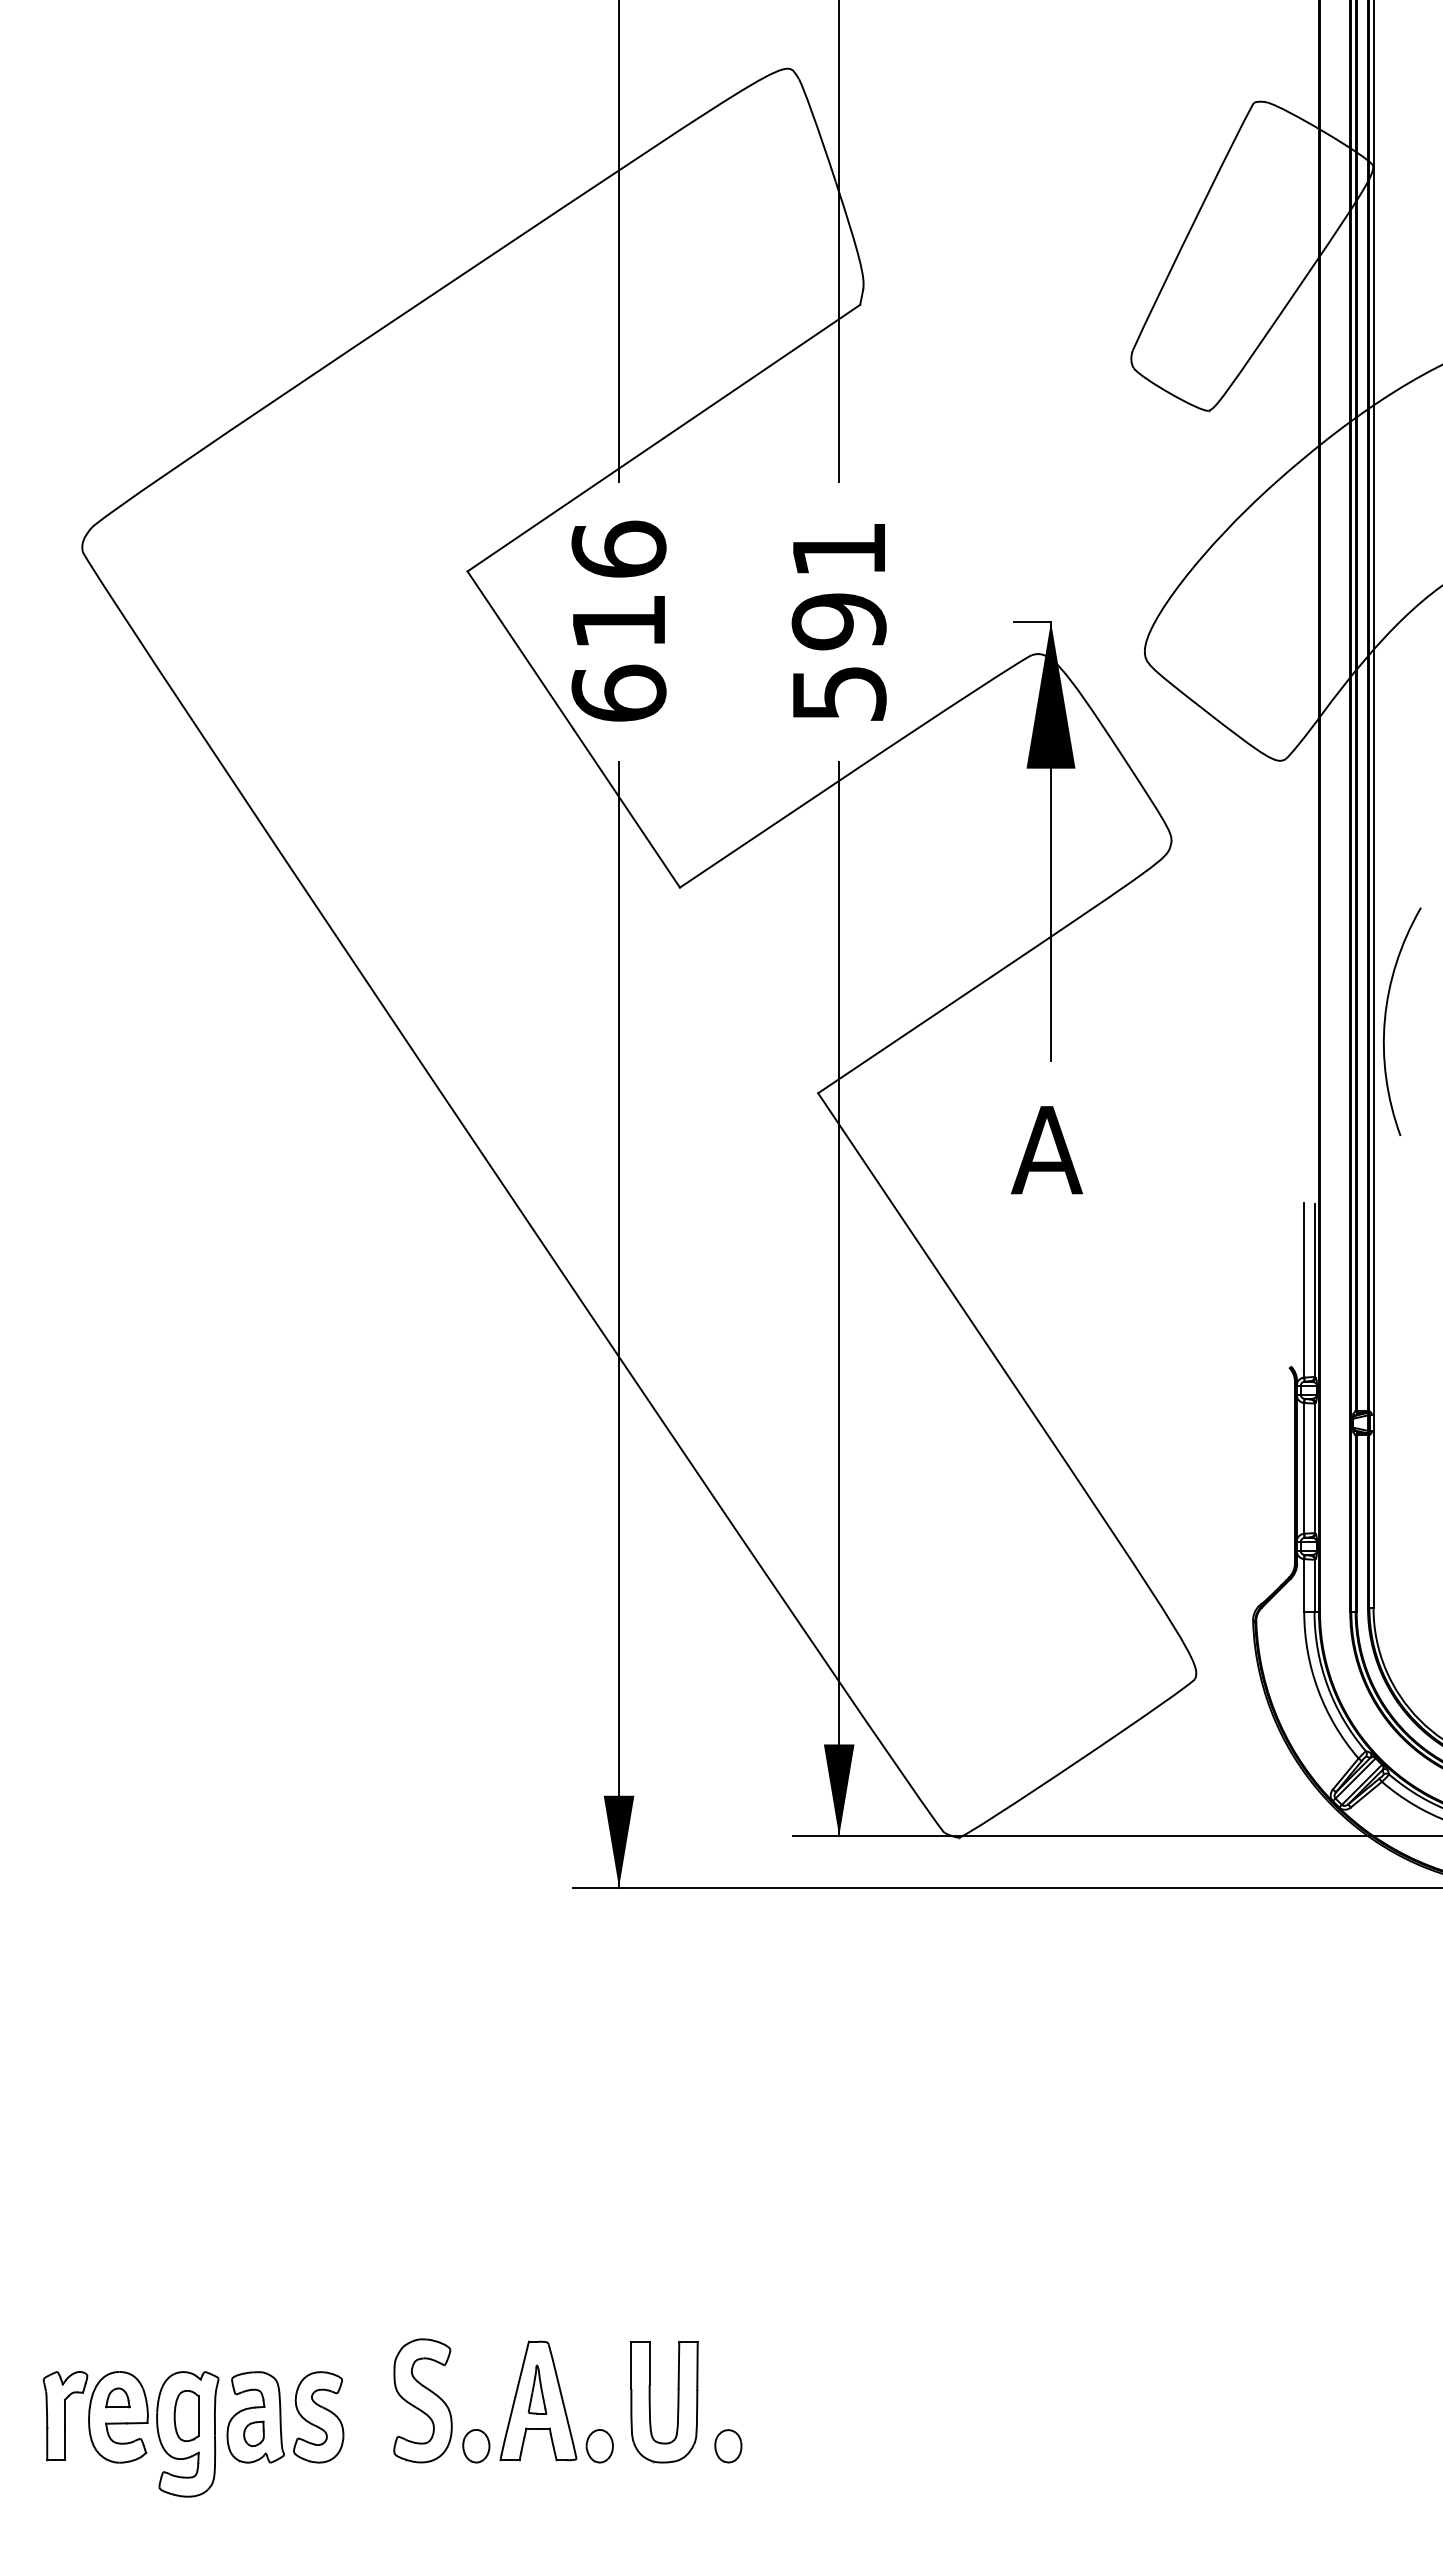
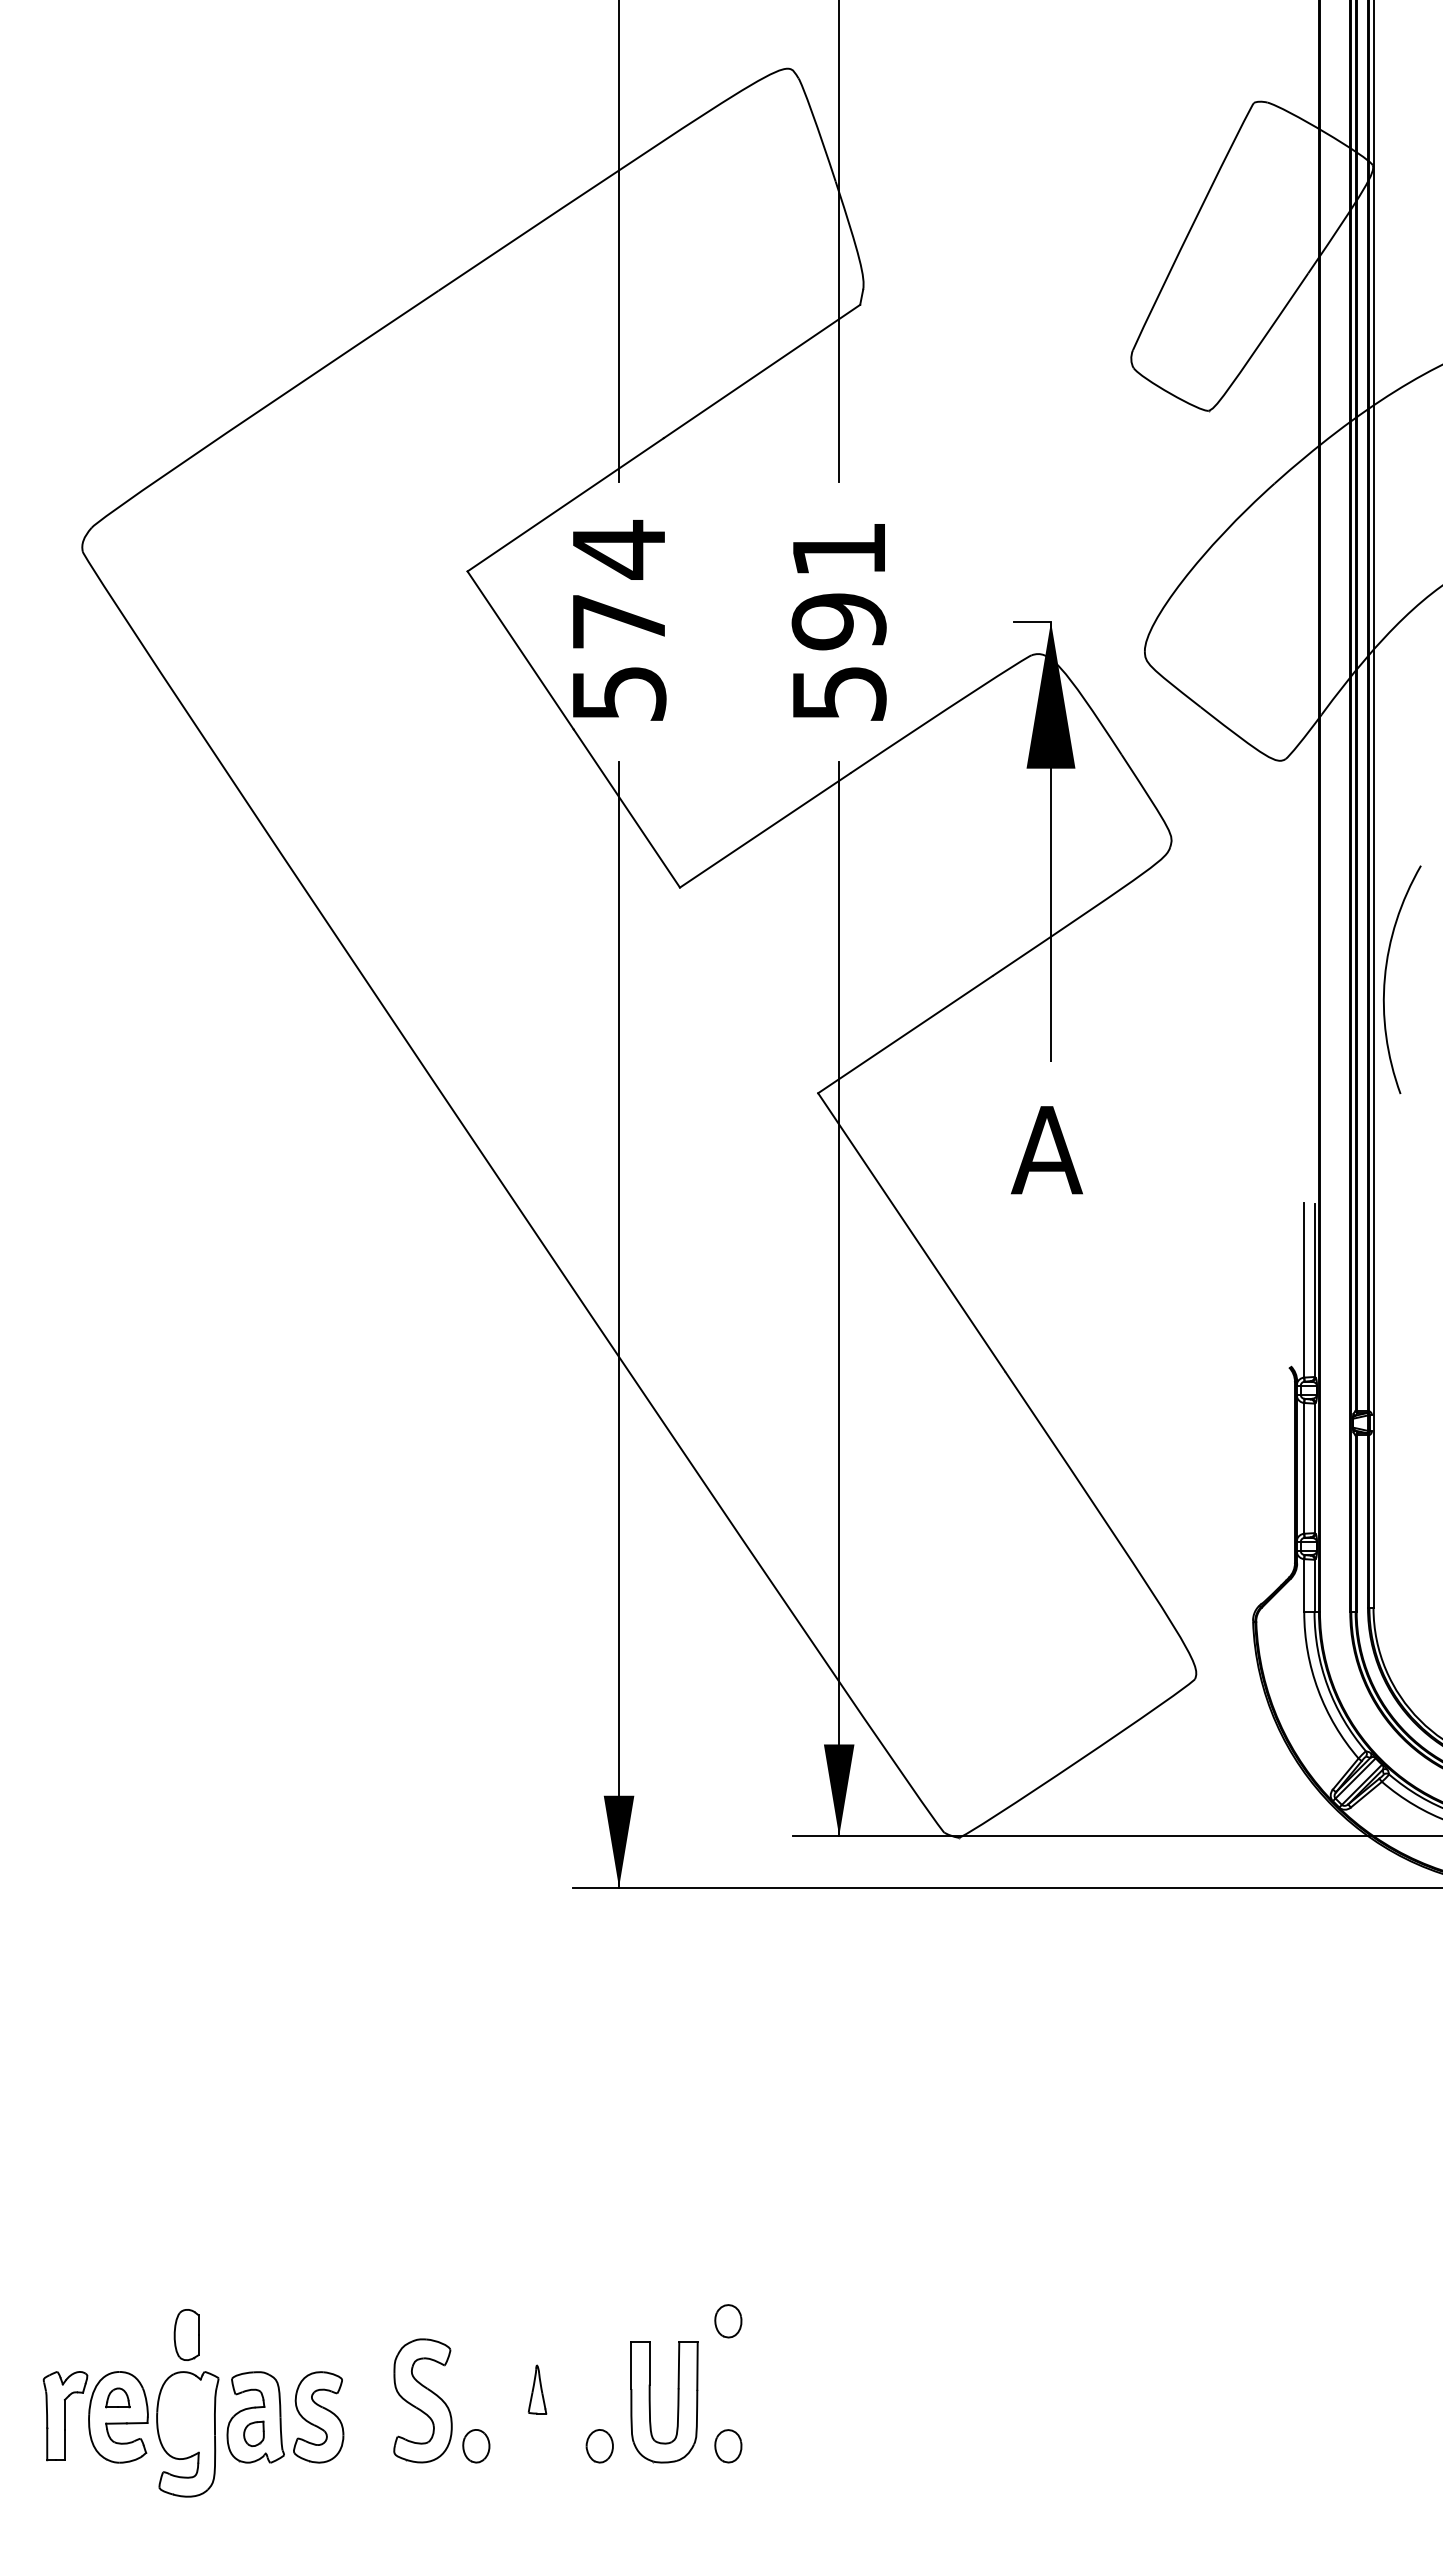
text: 616 -> 574 (618, 620)
curve position: (1386, 1017) -> (1386, 975) (1386, 975)
part: none -> present (728, 2321)
part: present -> none (538, 2400)
part position: (186, 2415) -> (186, 2334) (186, 2334)
